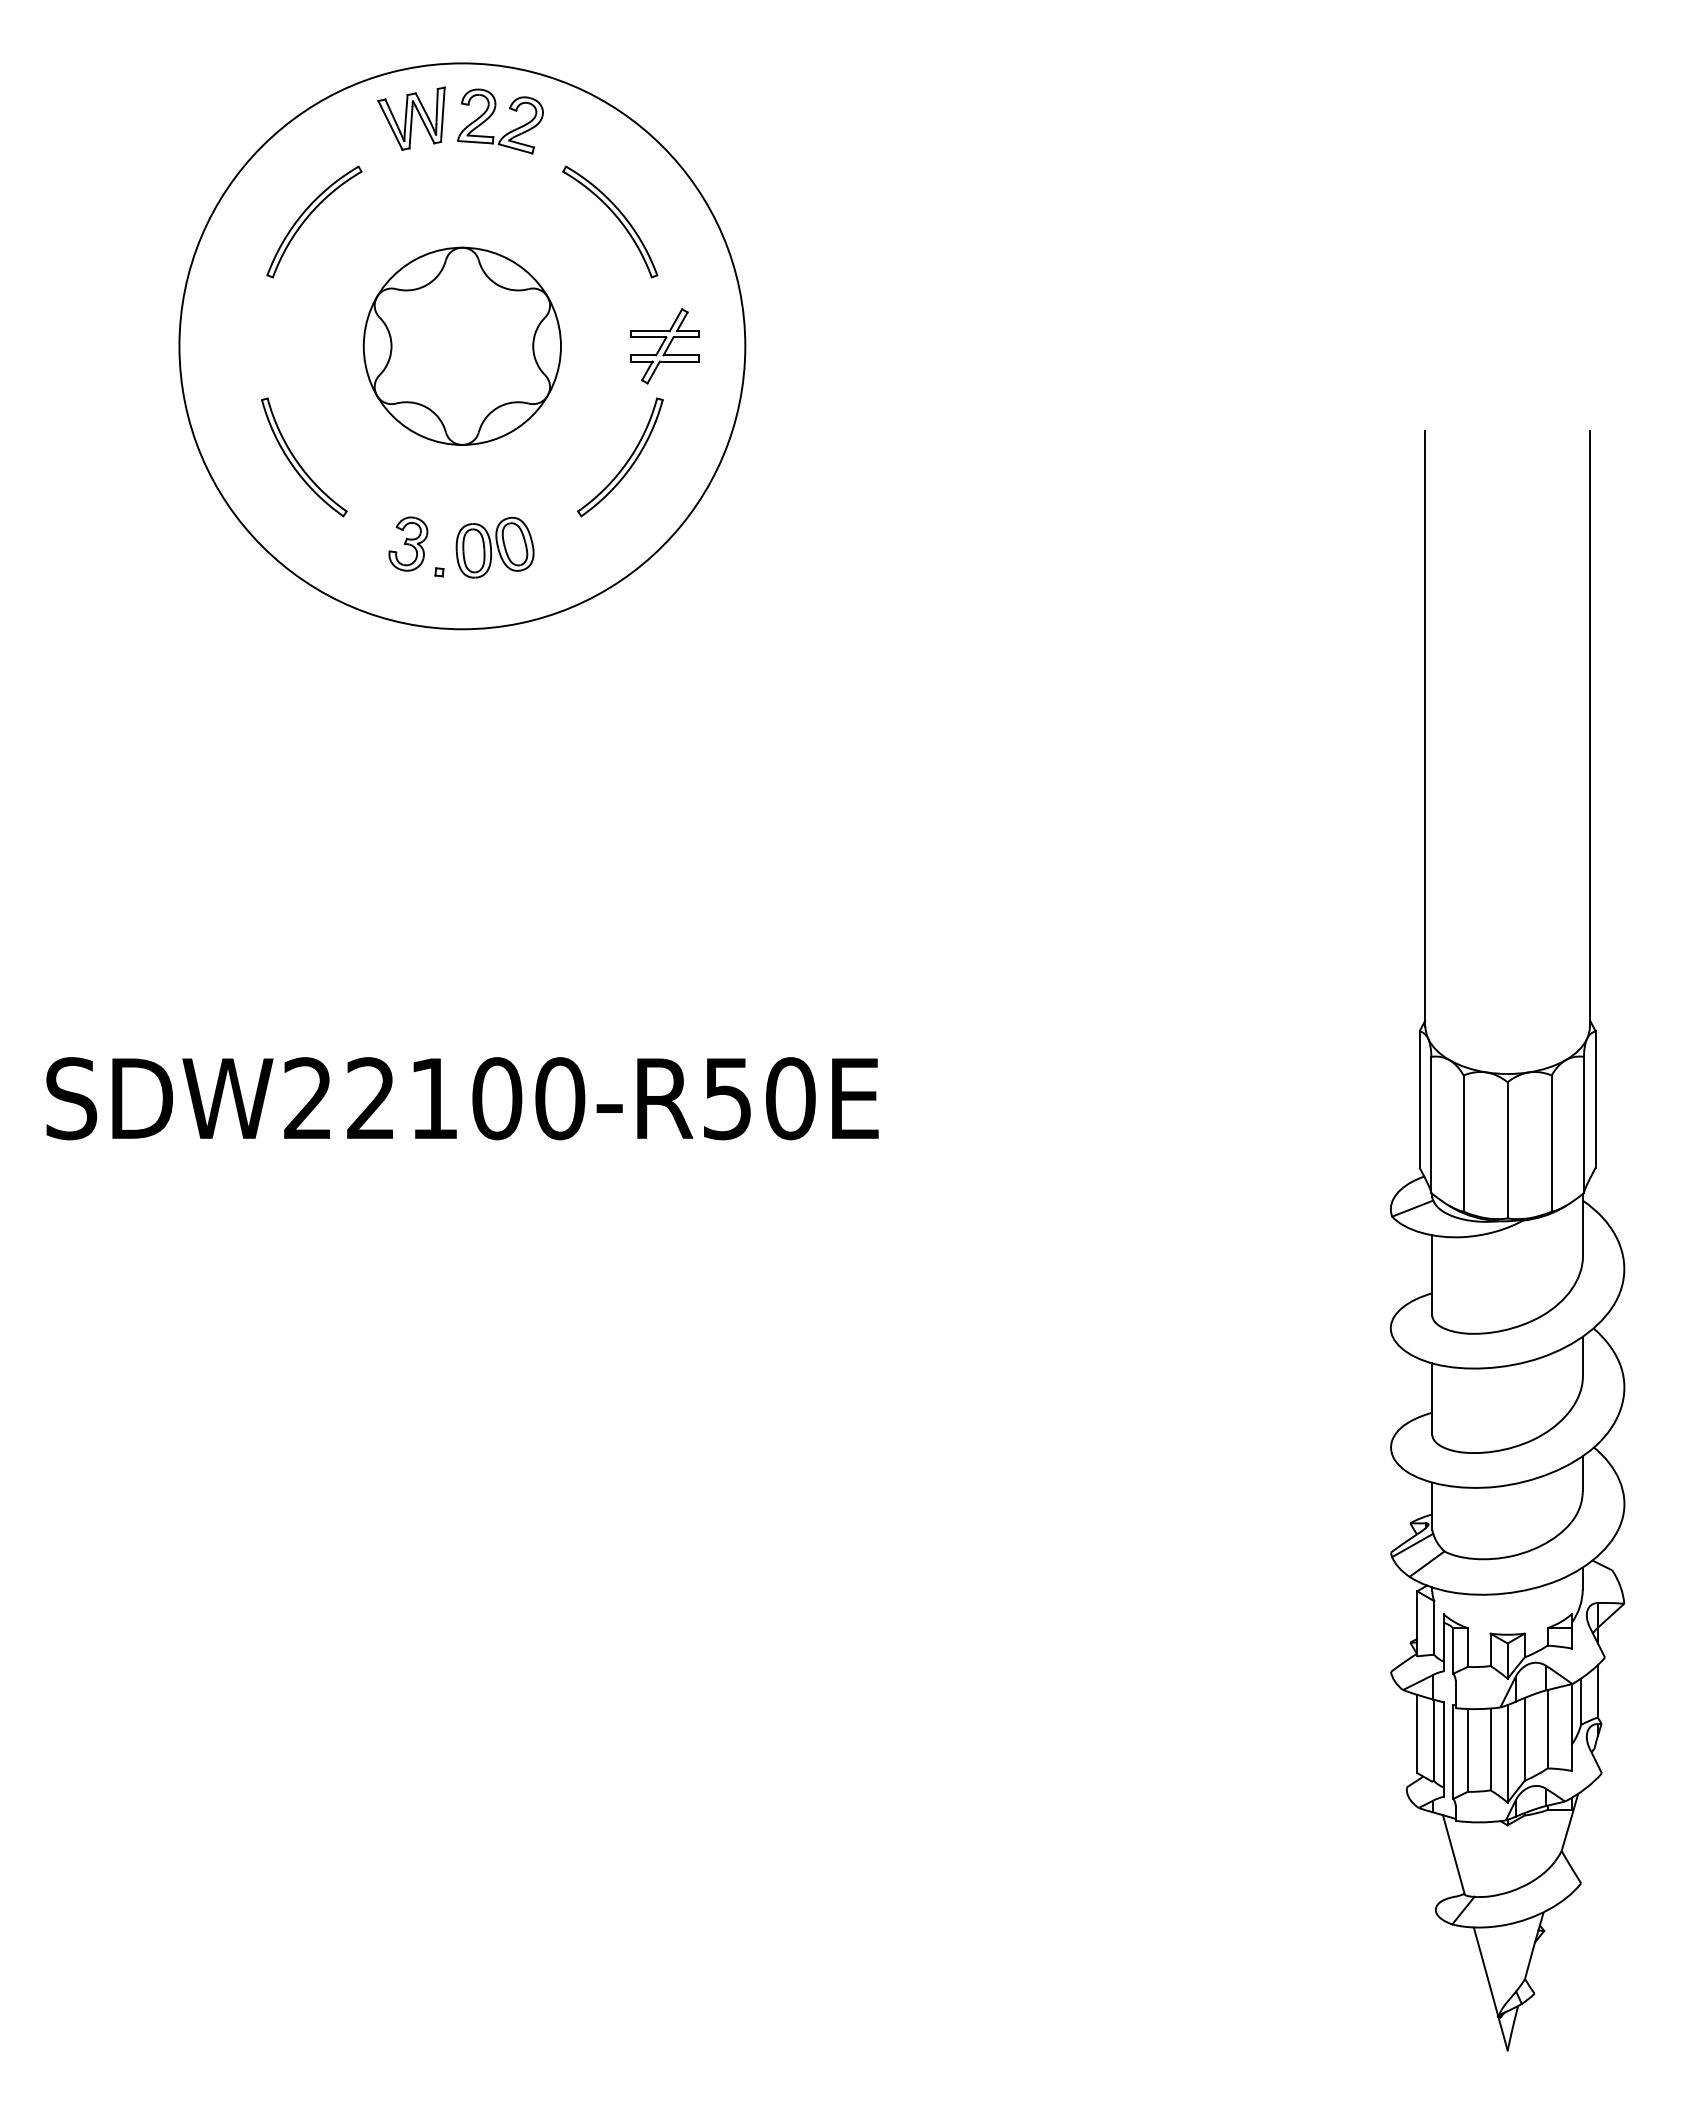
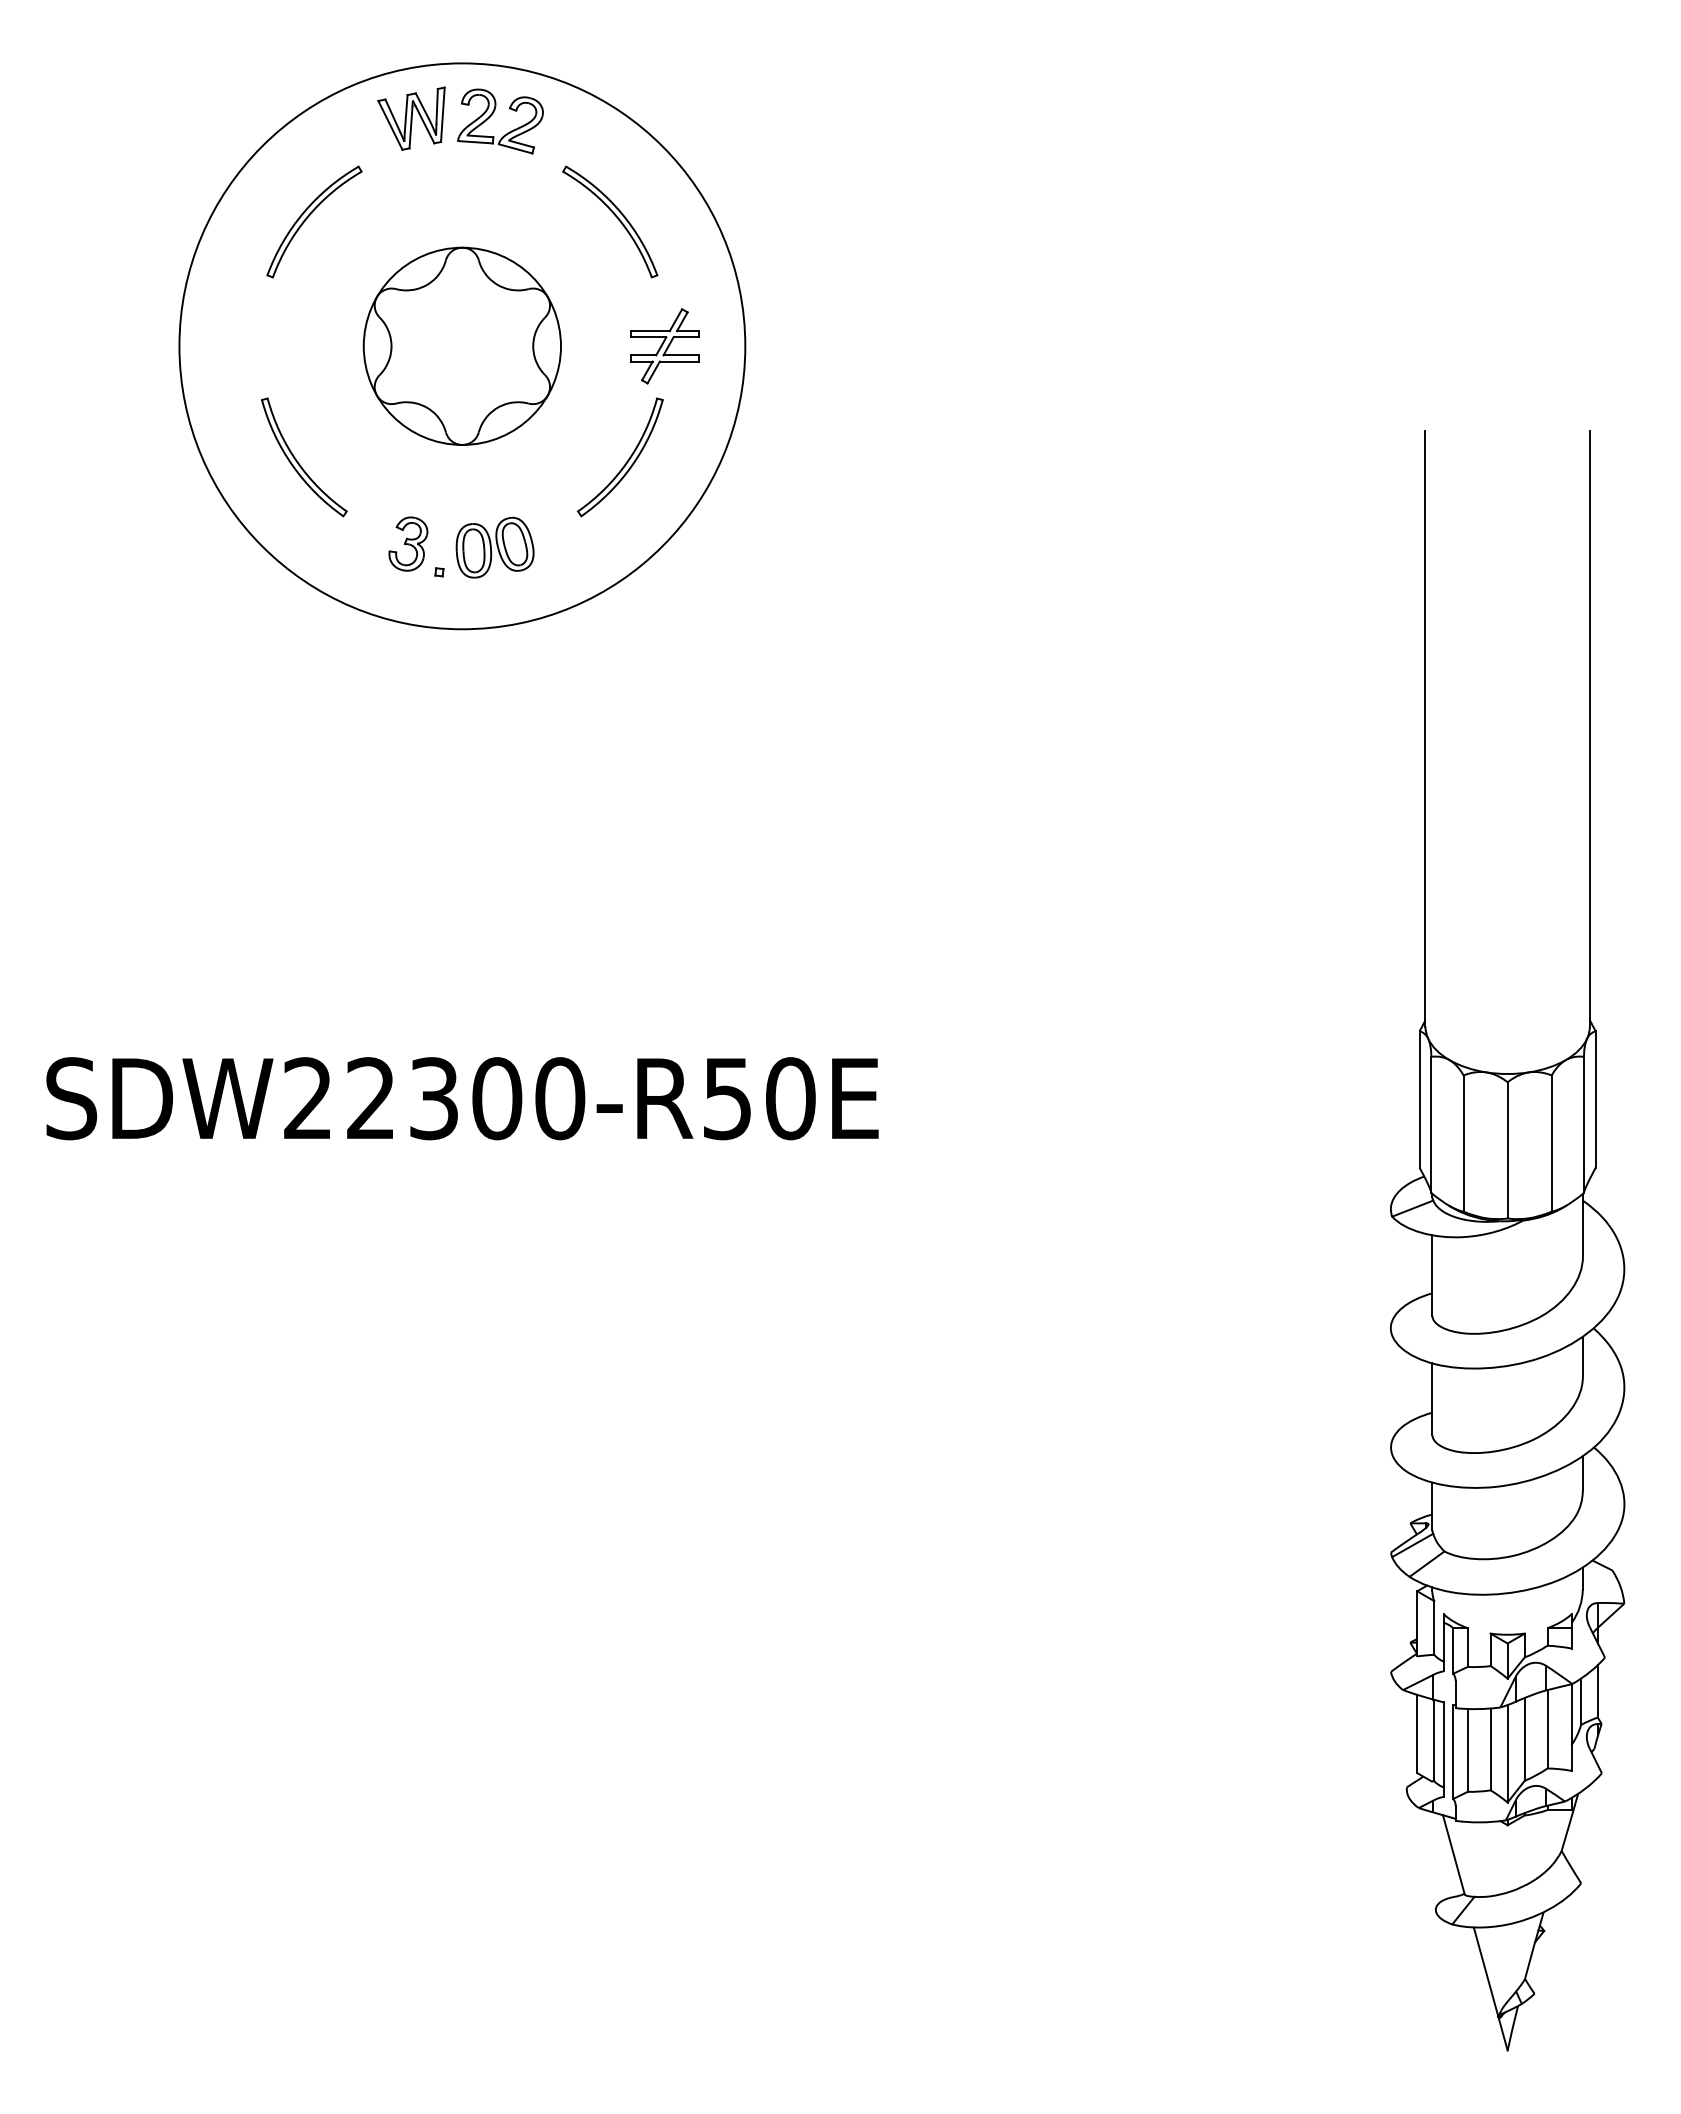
text: SDW22100-R50E -> SDW22300-R50E (433, 1098)
